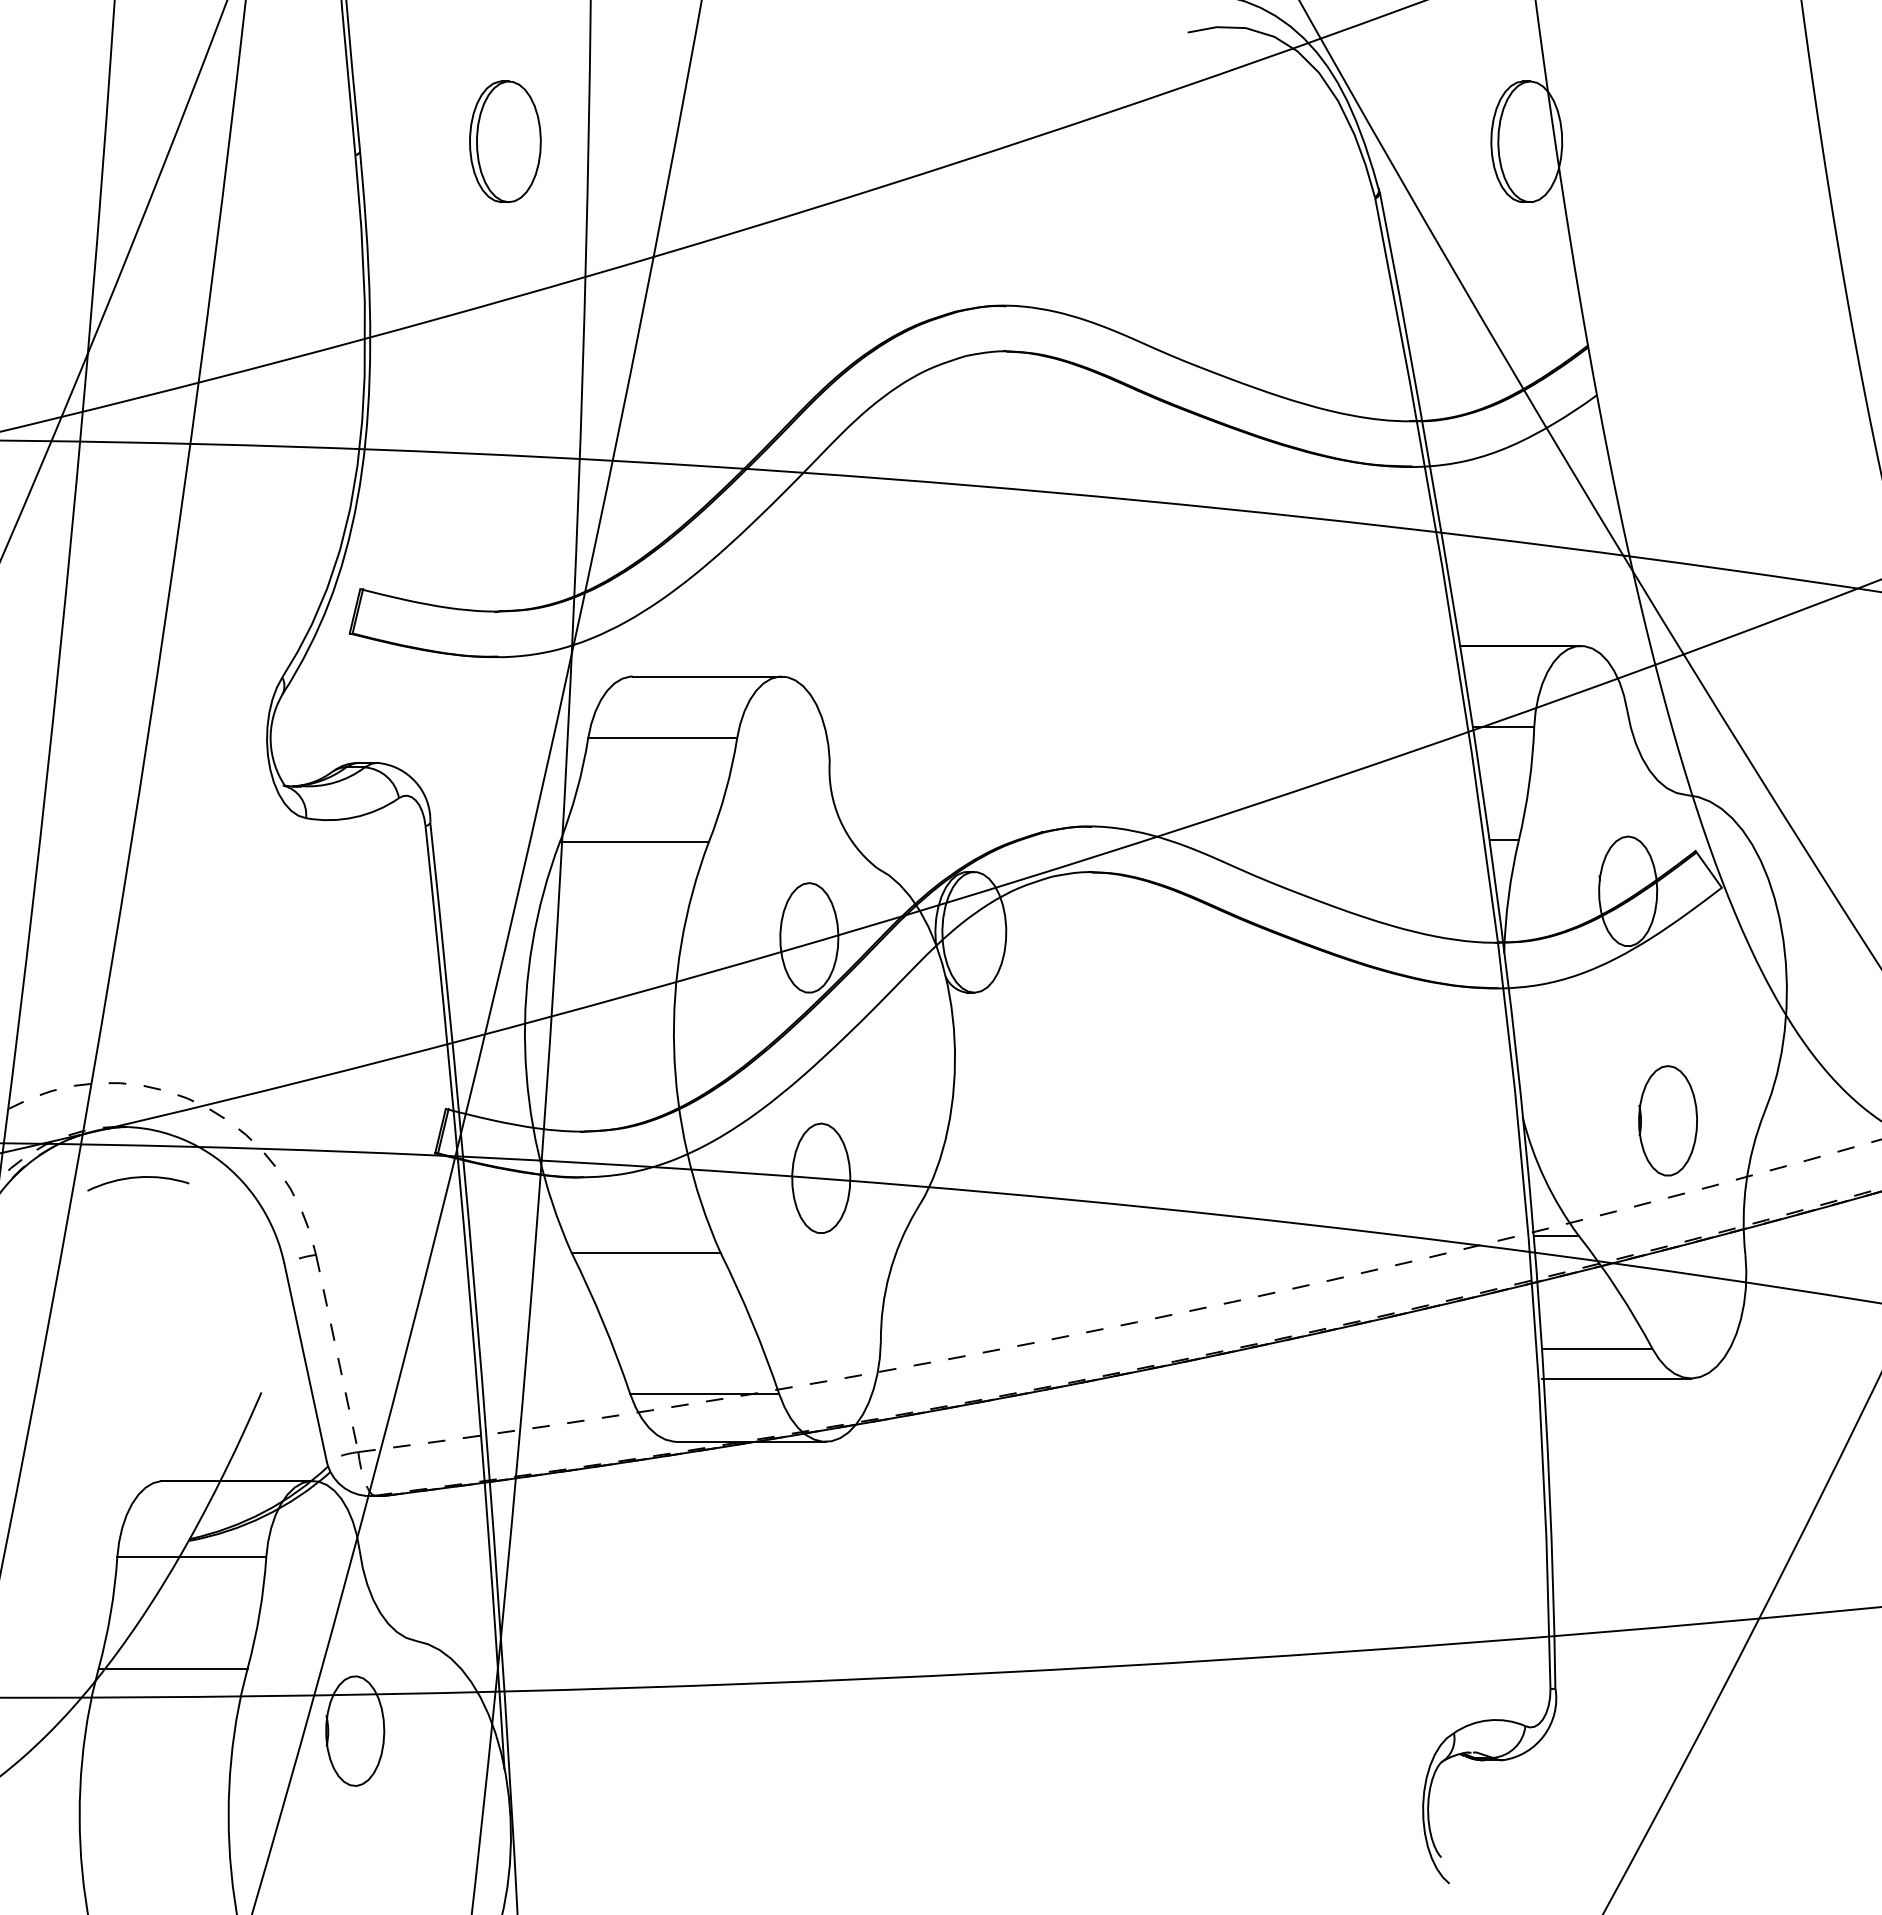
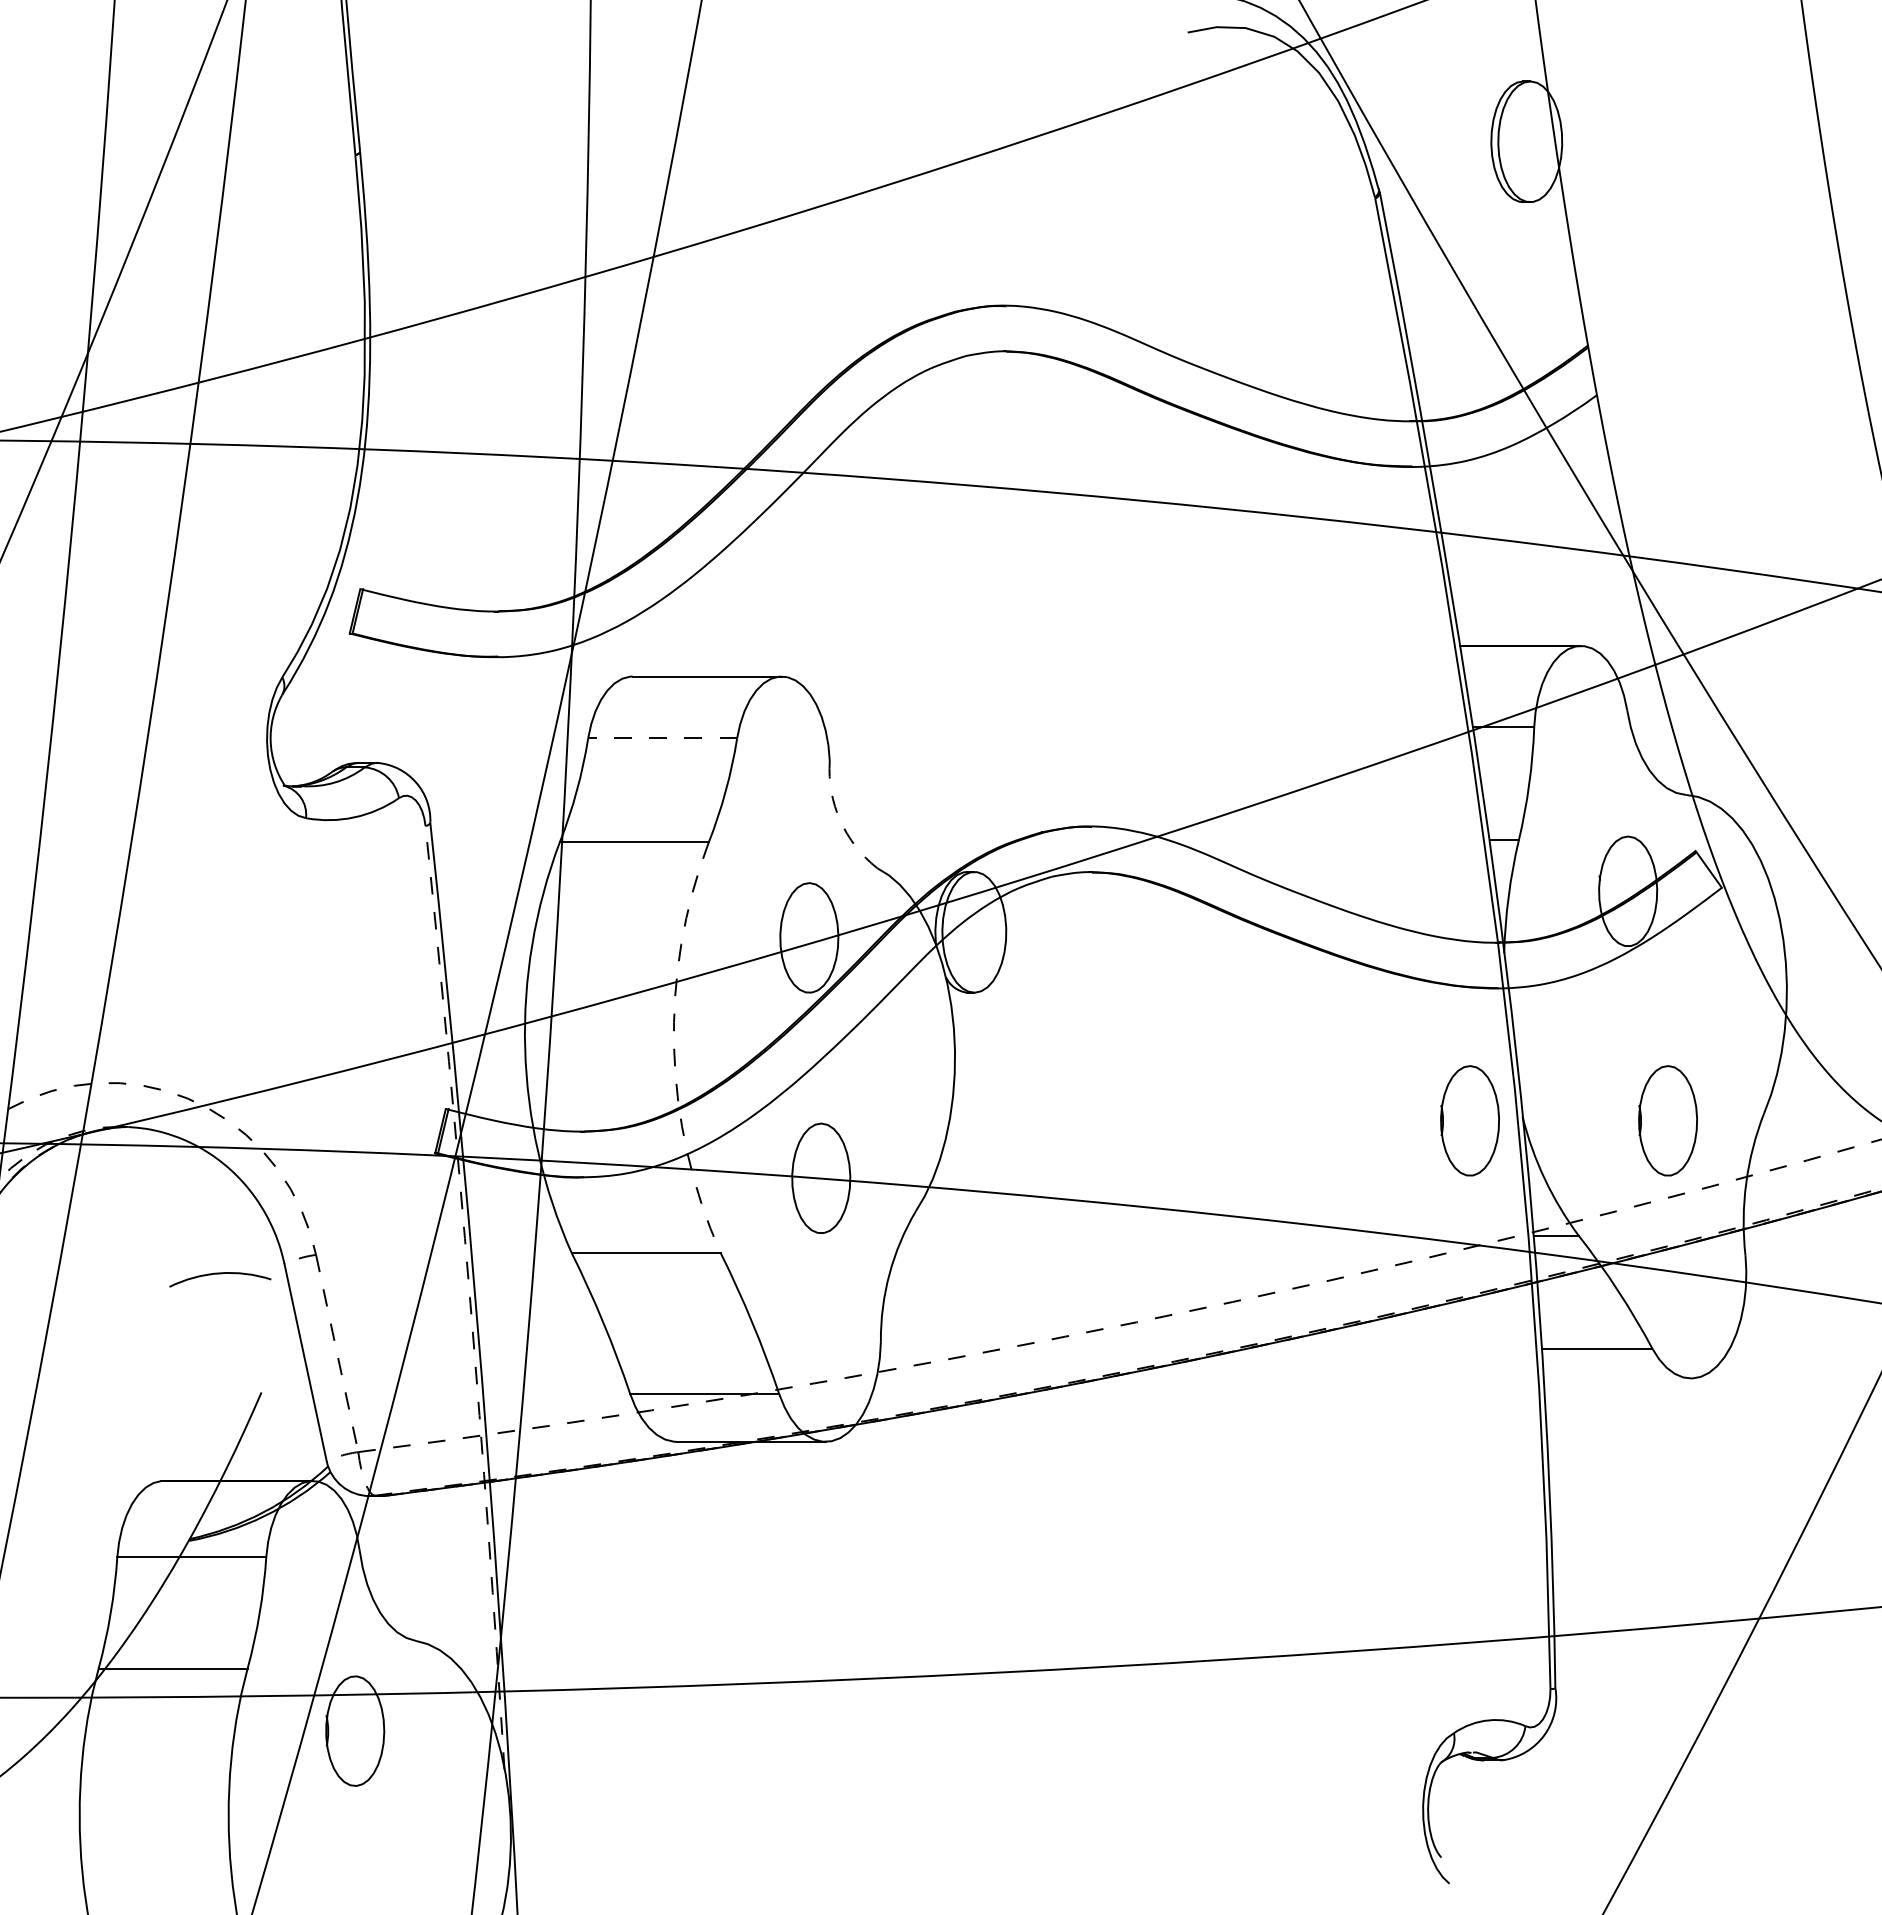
part: present -> none (505, 141)
line: solid -> dashed (662, 738)
arc: solid -> dashed (840, 820)
arc: solid -> dashed (674, 1048)
part: none -> present (1469, 1120)
arc position: (138, 1178) -> (220, 1274) (220, 1274)
arc: solid -> dashed (469, 1297)
line: present -> none (1616, 1378)
